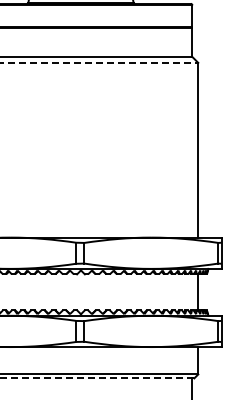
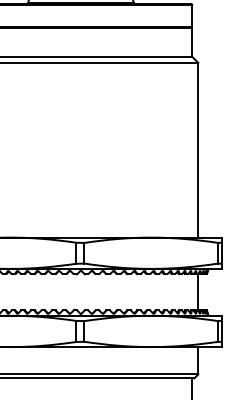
line: dashed -> solid (99, 62)
line: dashed -> solid (97, 378)
